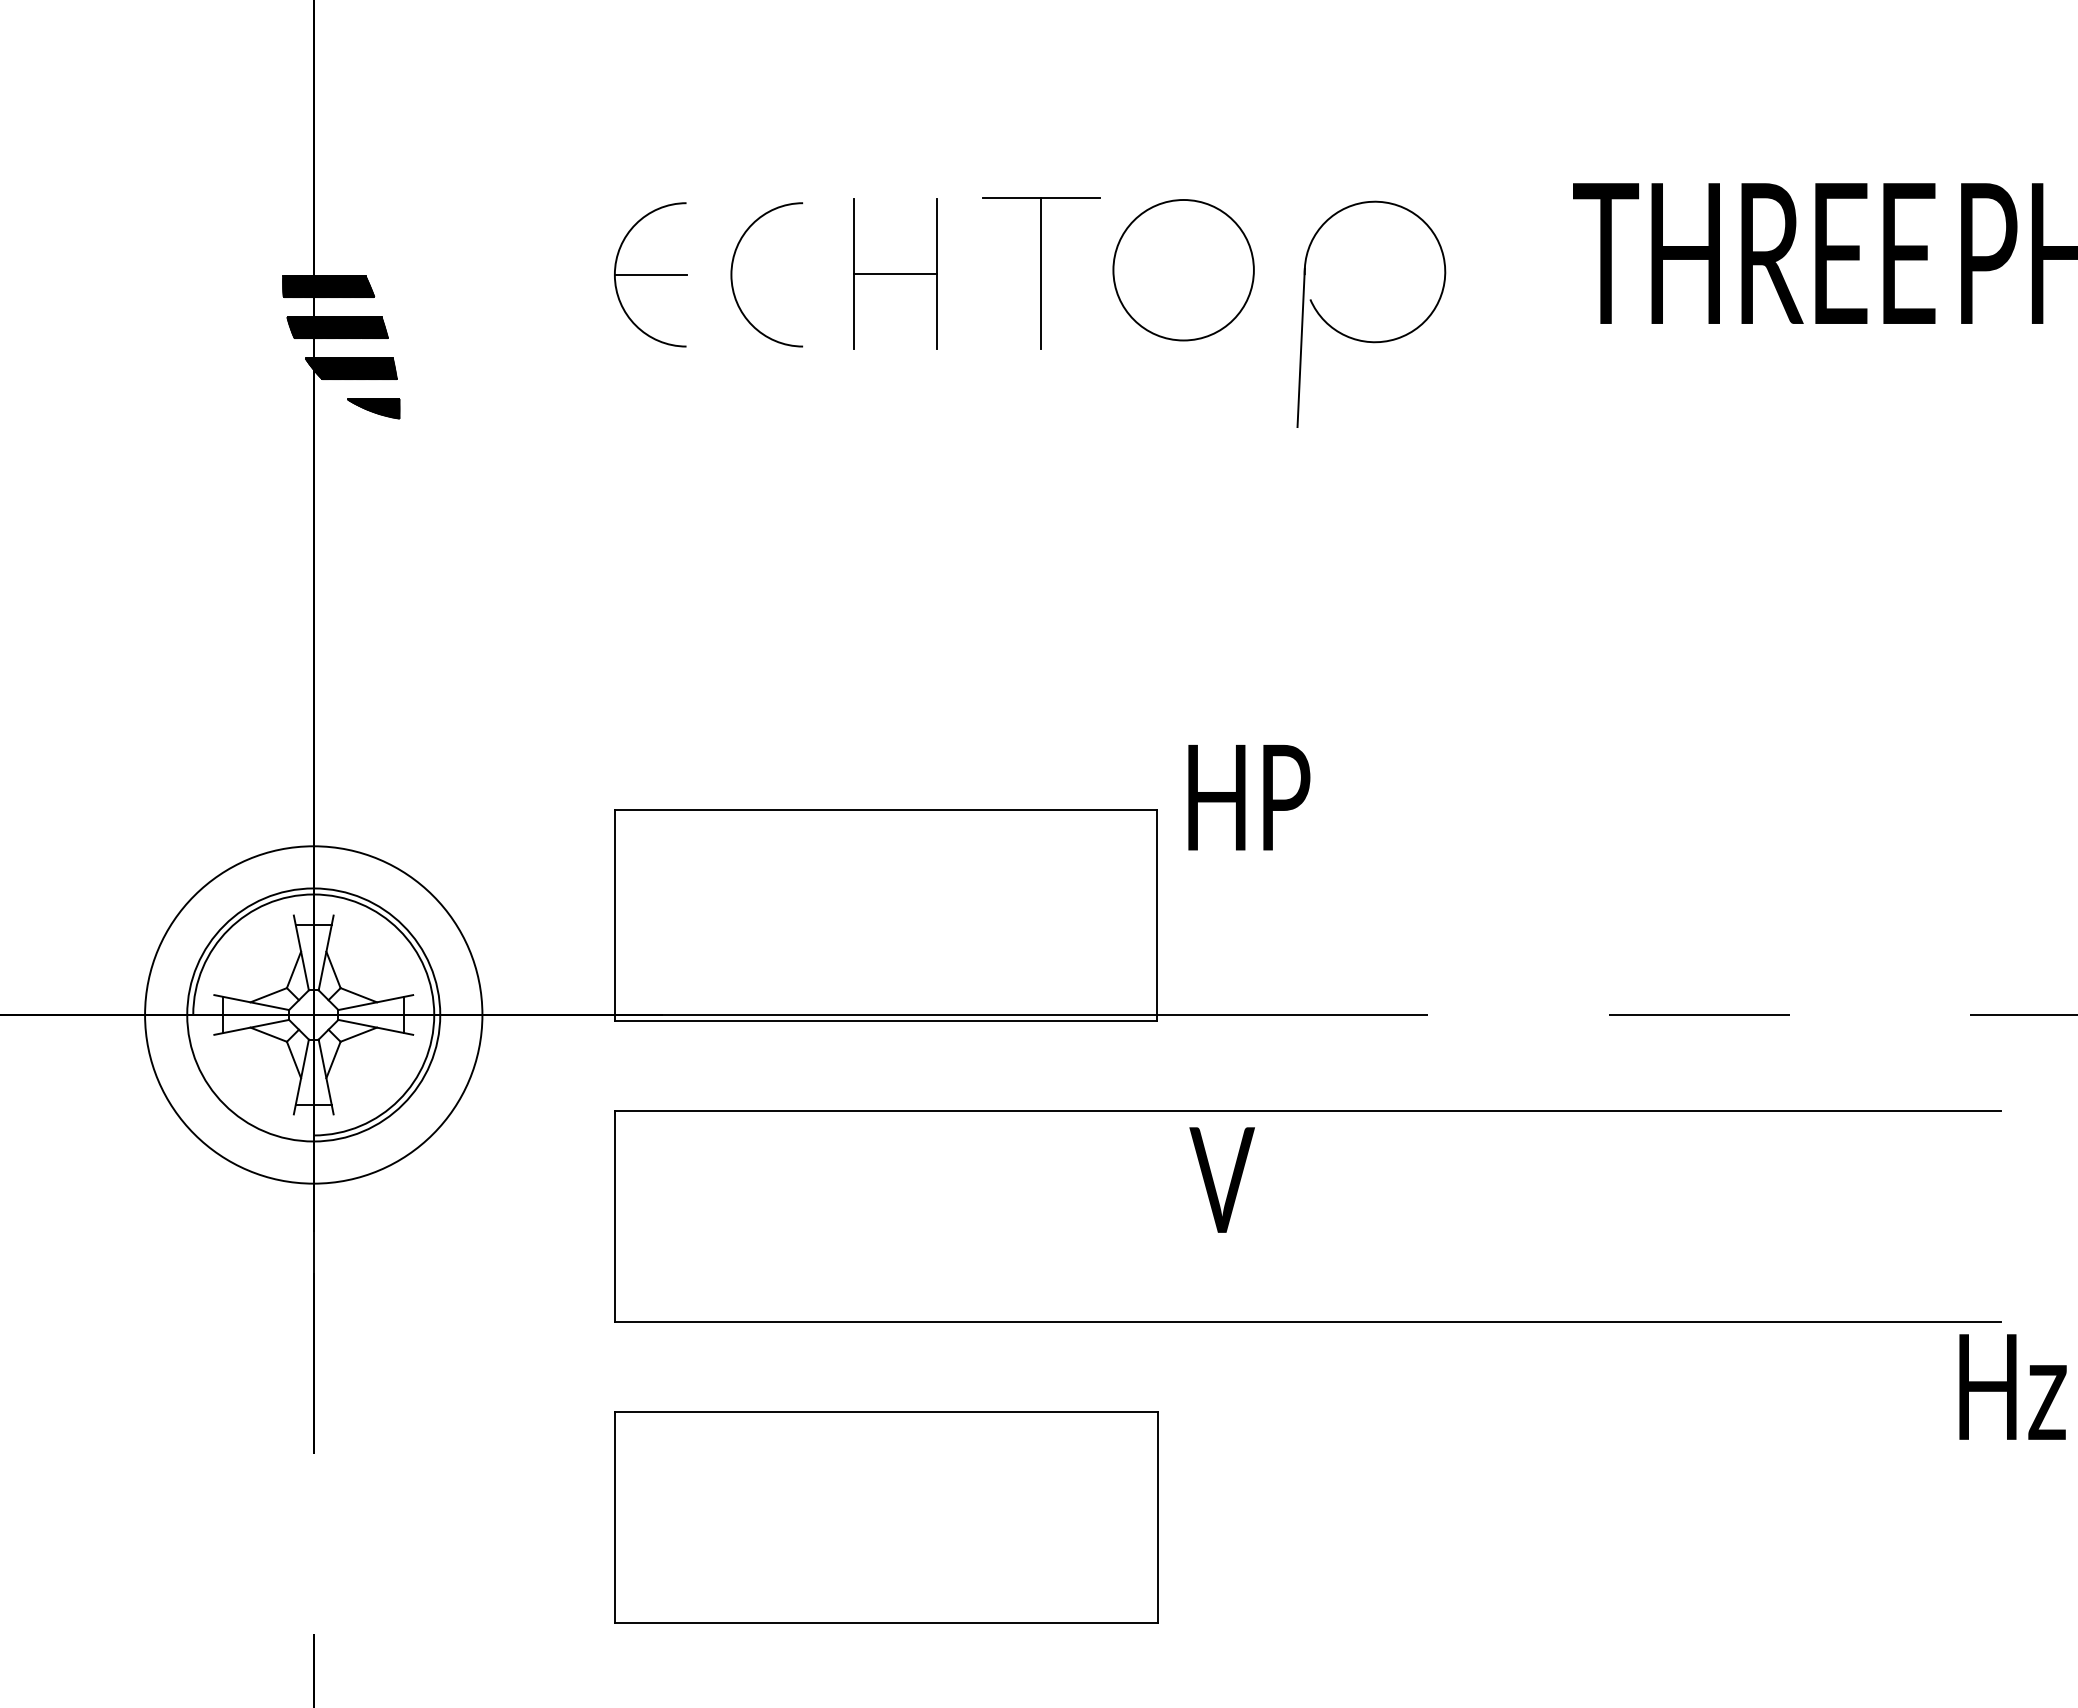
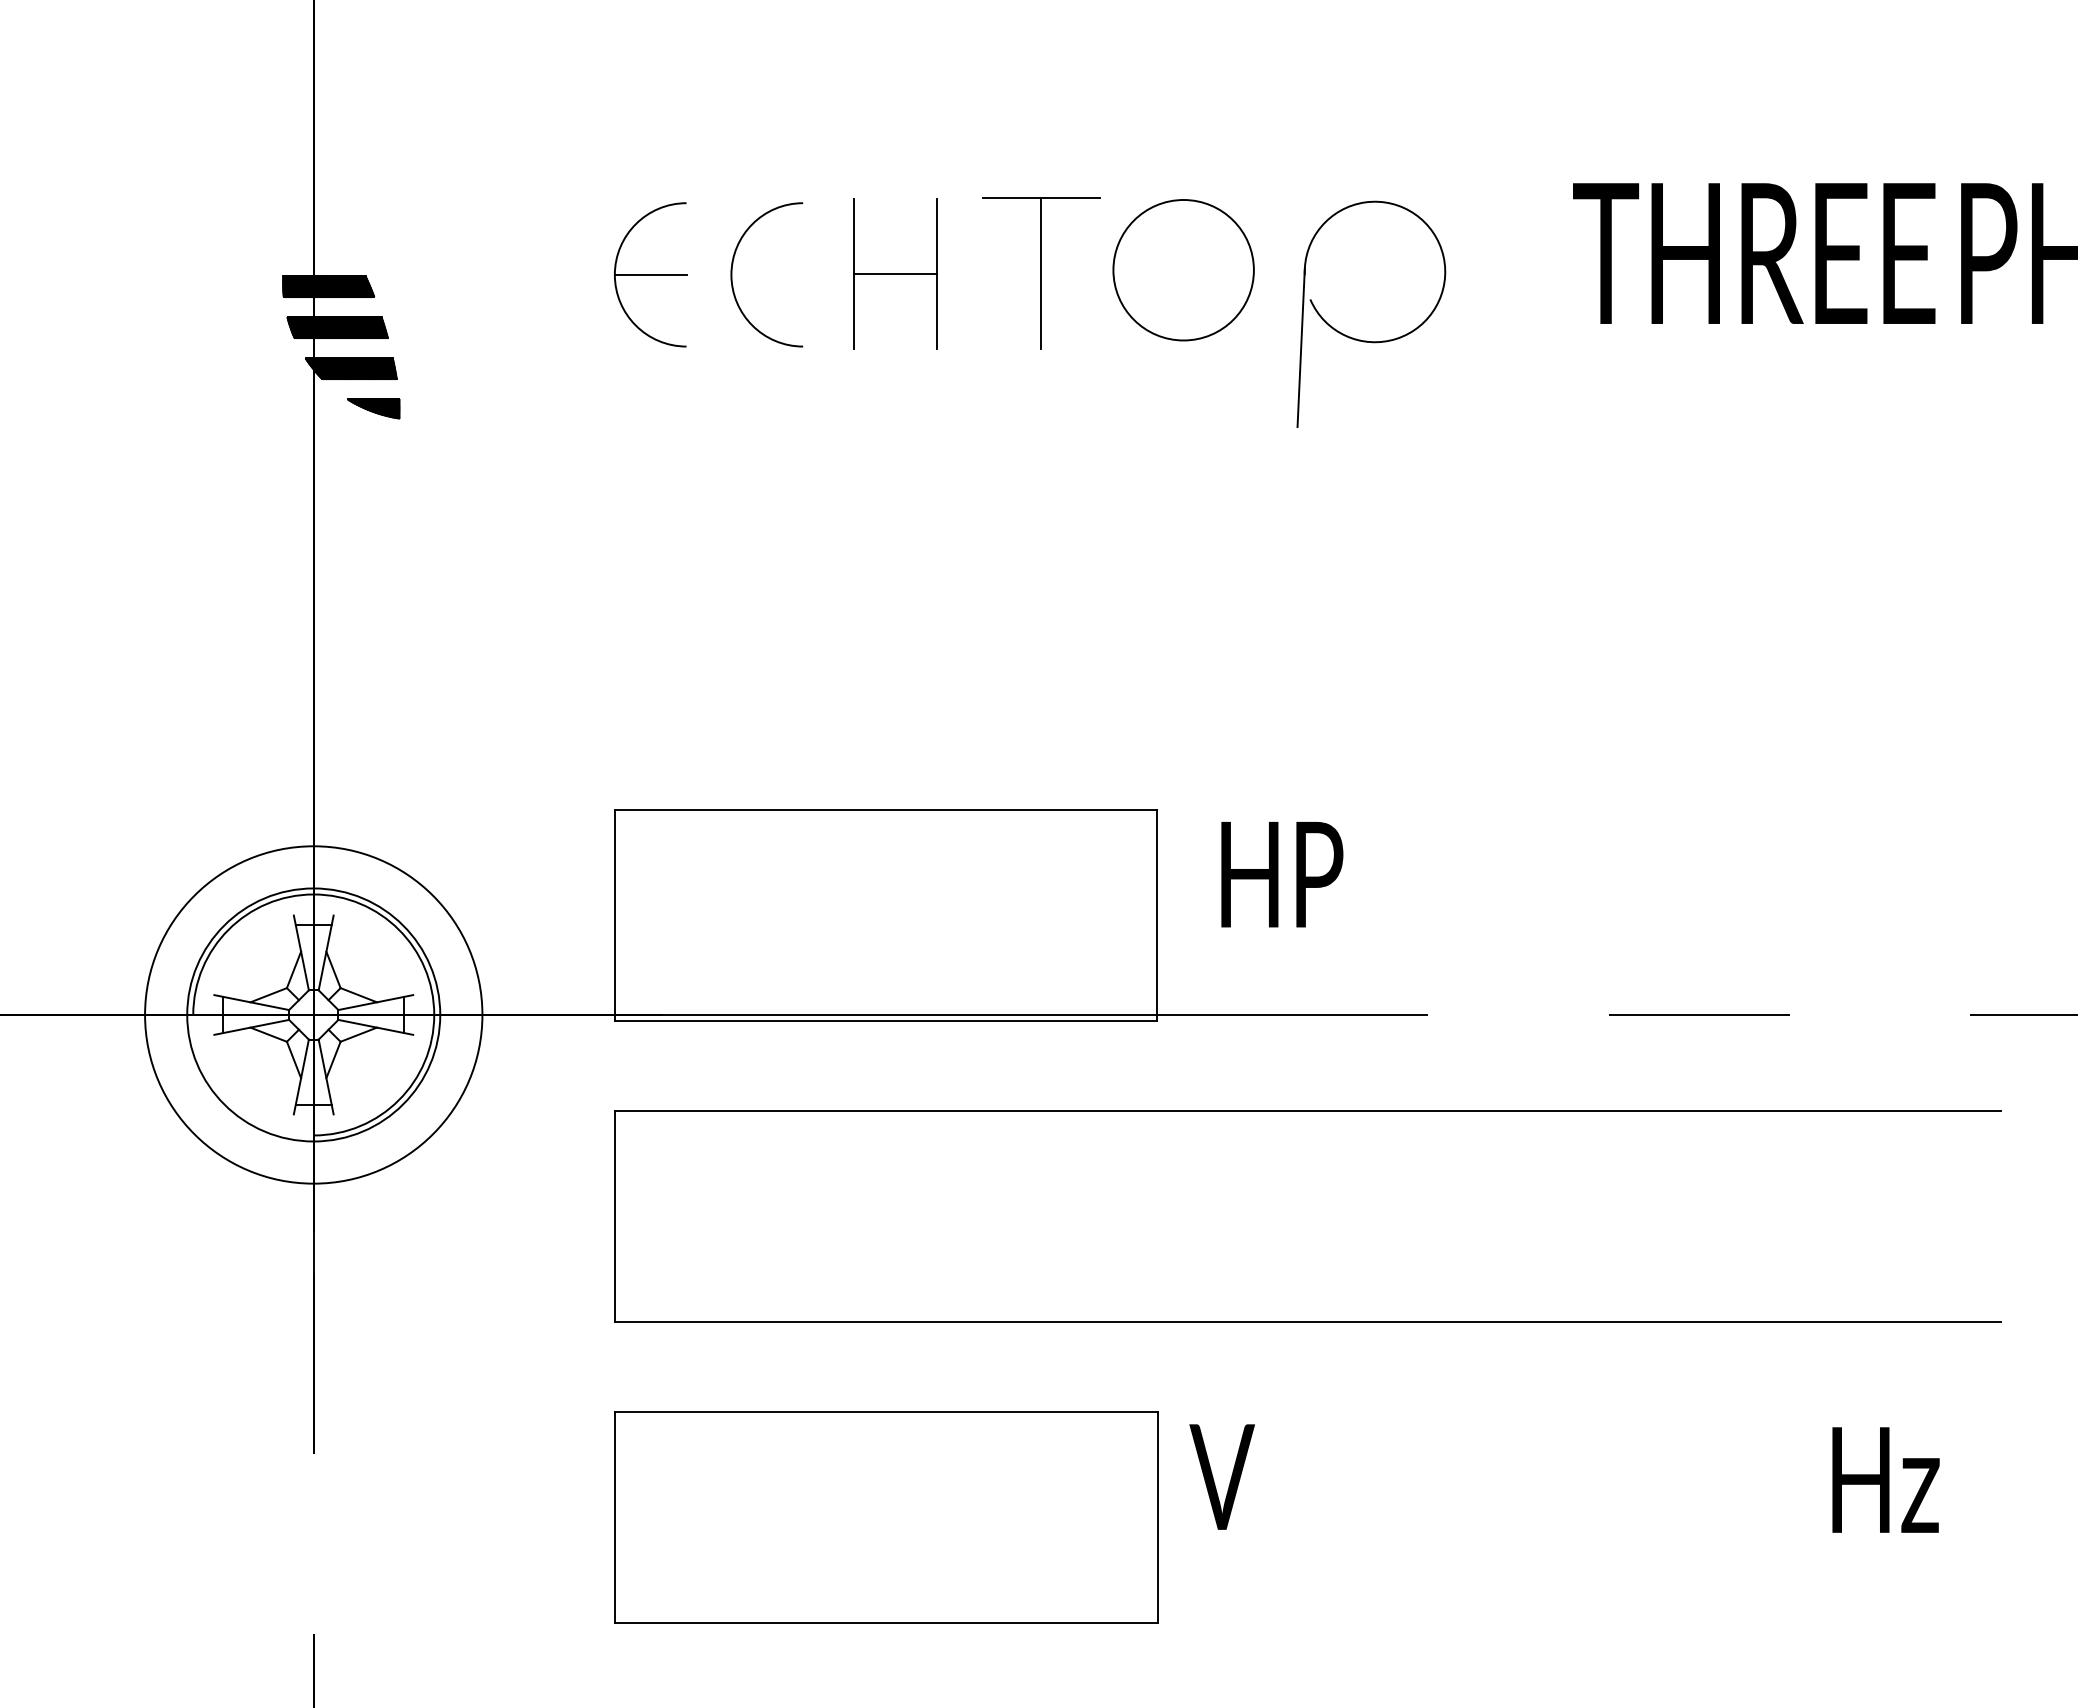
text position: (1249, 797) -> (1282, 874) (1282, 874)
text position: (1221, 1179) -> (1221, 1476) (1221, 1476)
text position: (2012, 1386) -> (1885, 1479) (1885, 1479)
